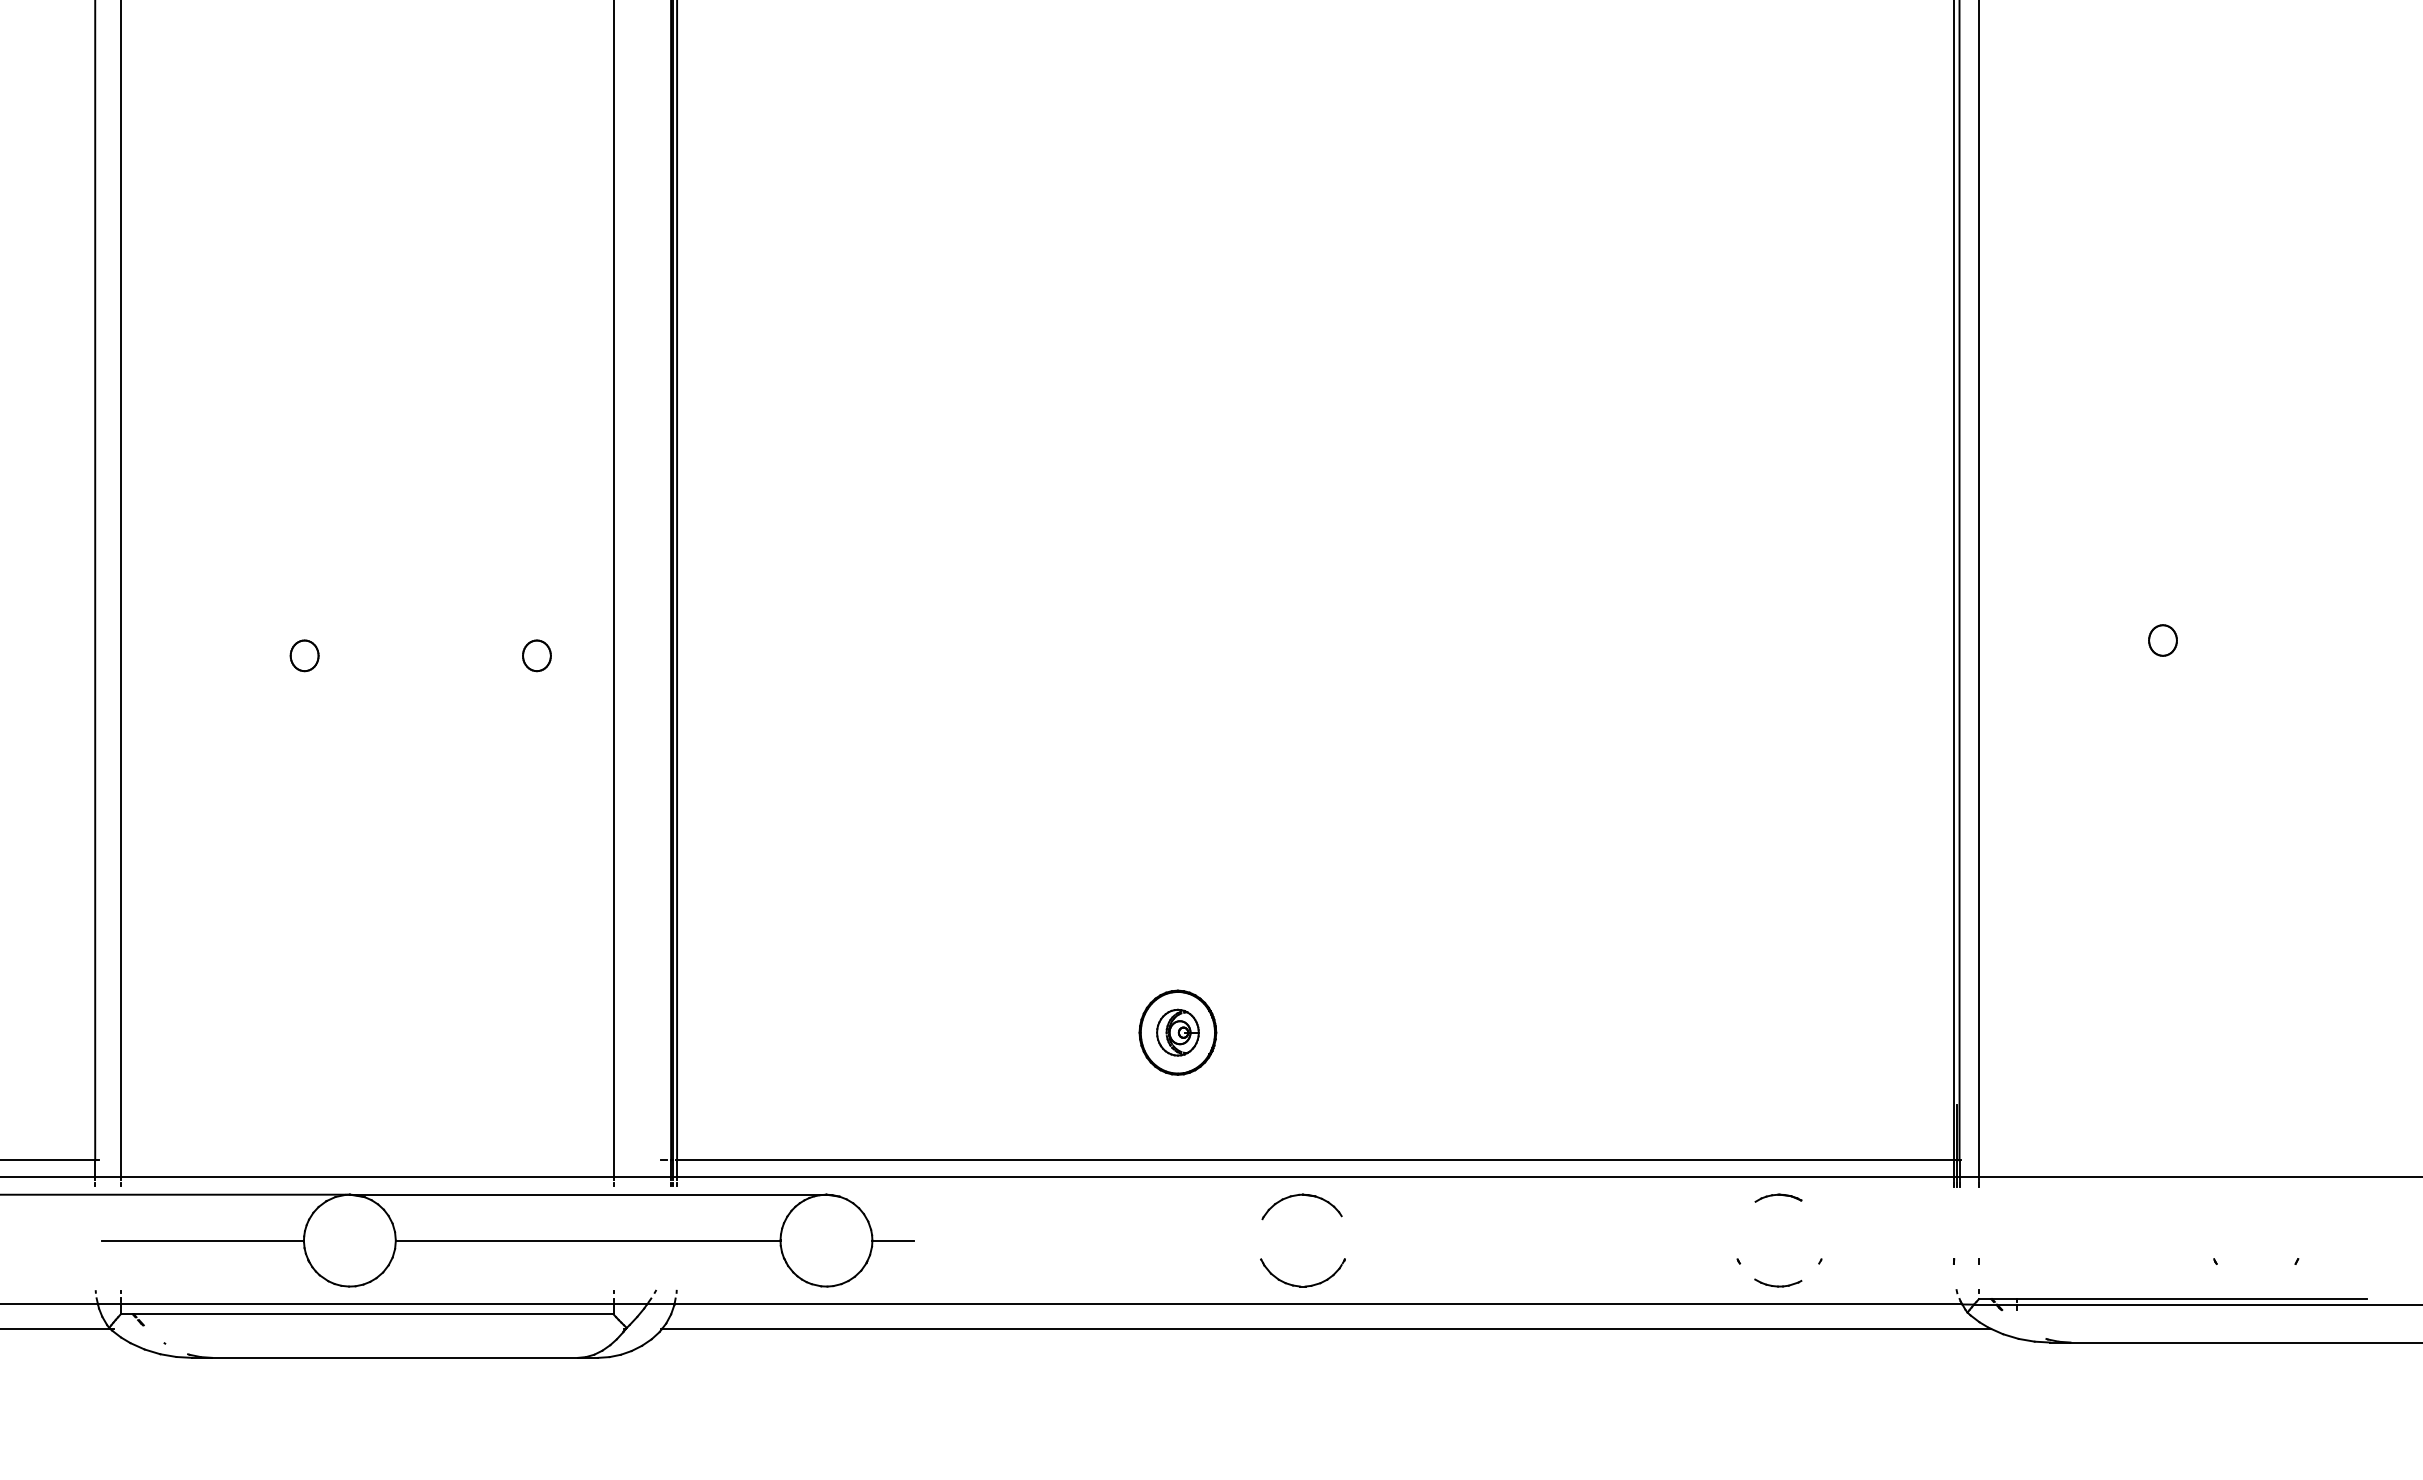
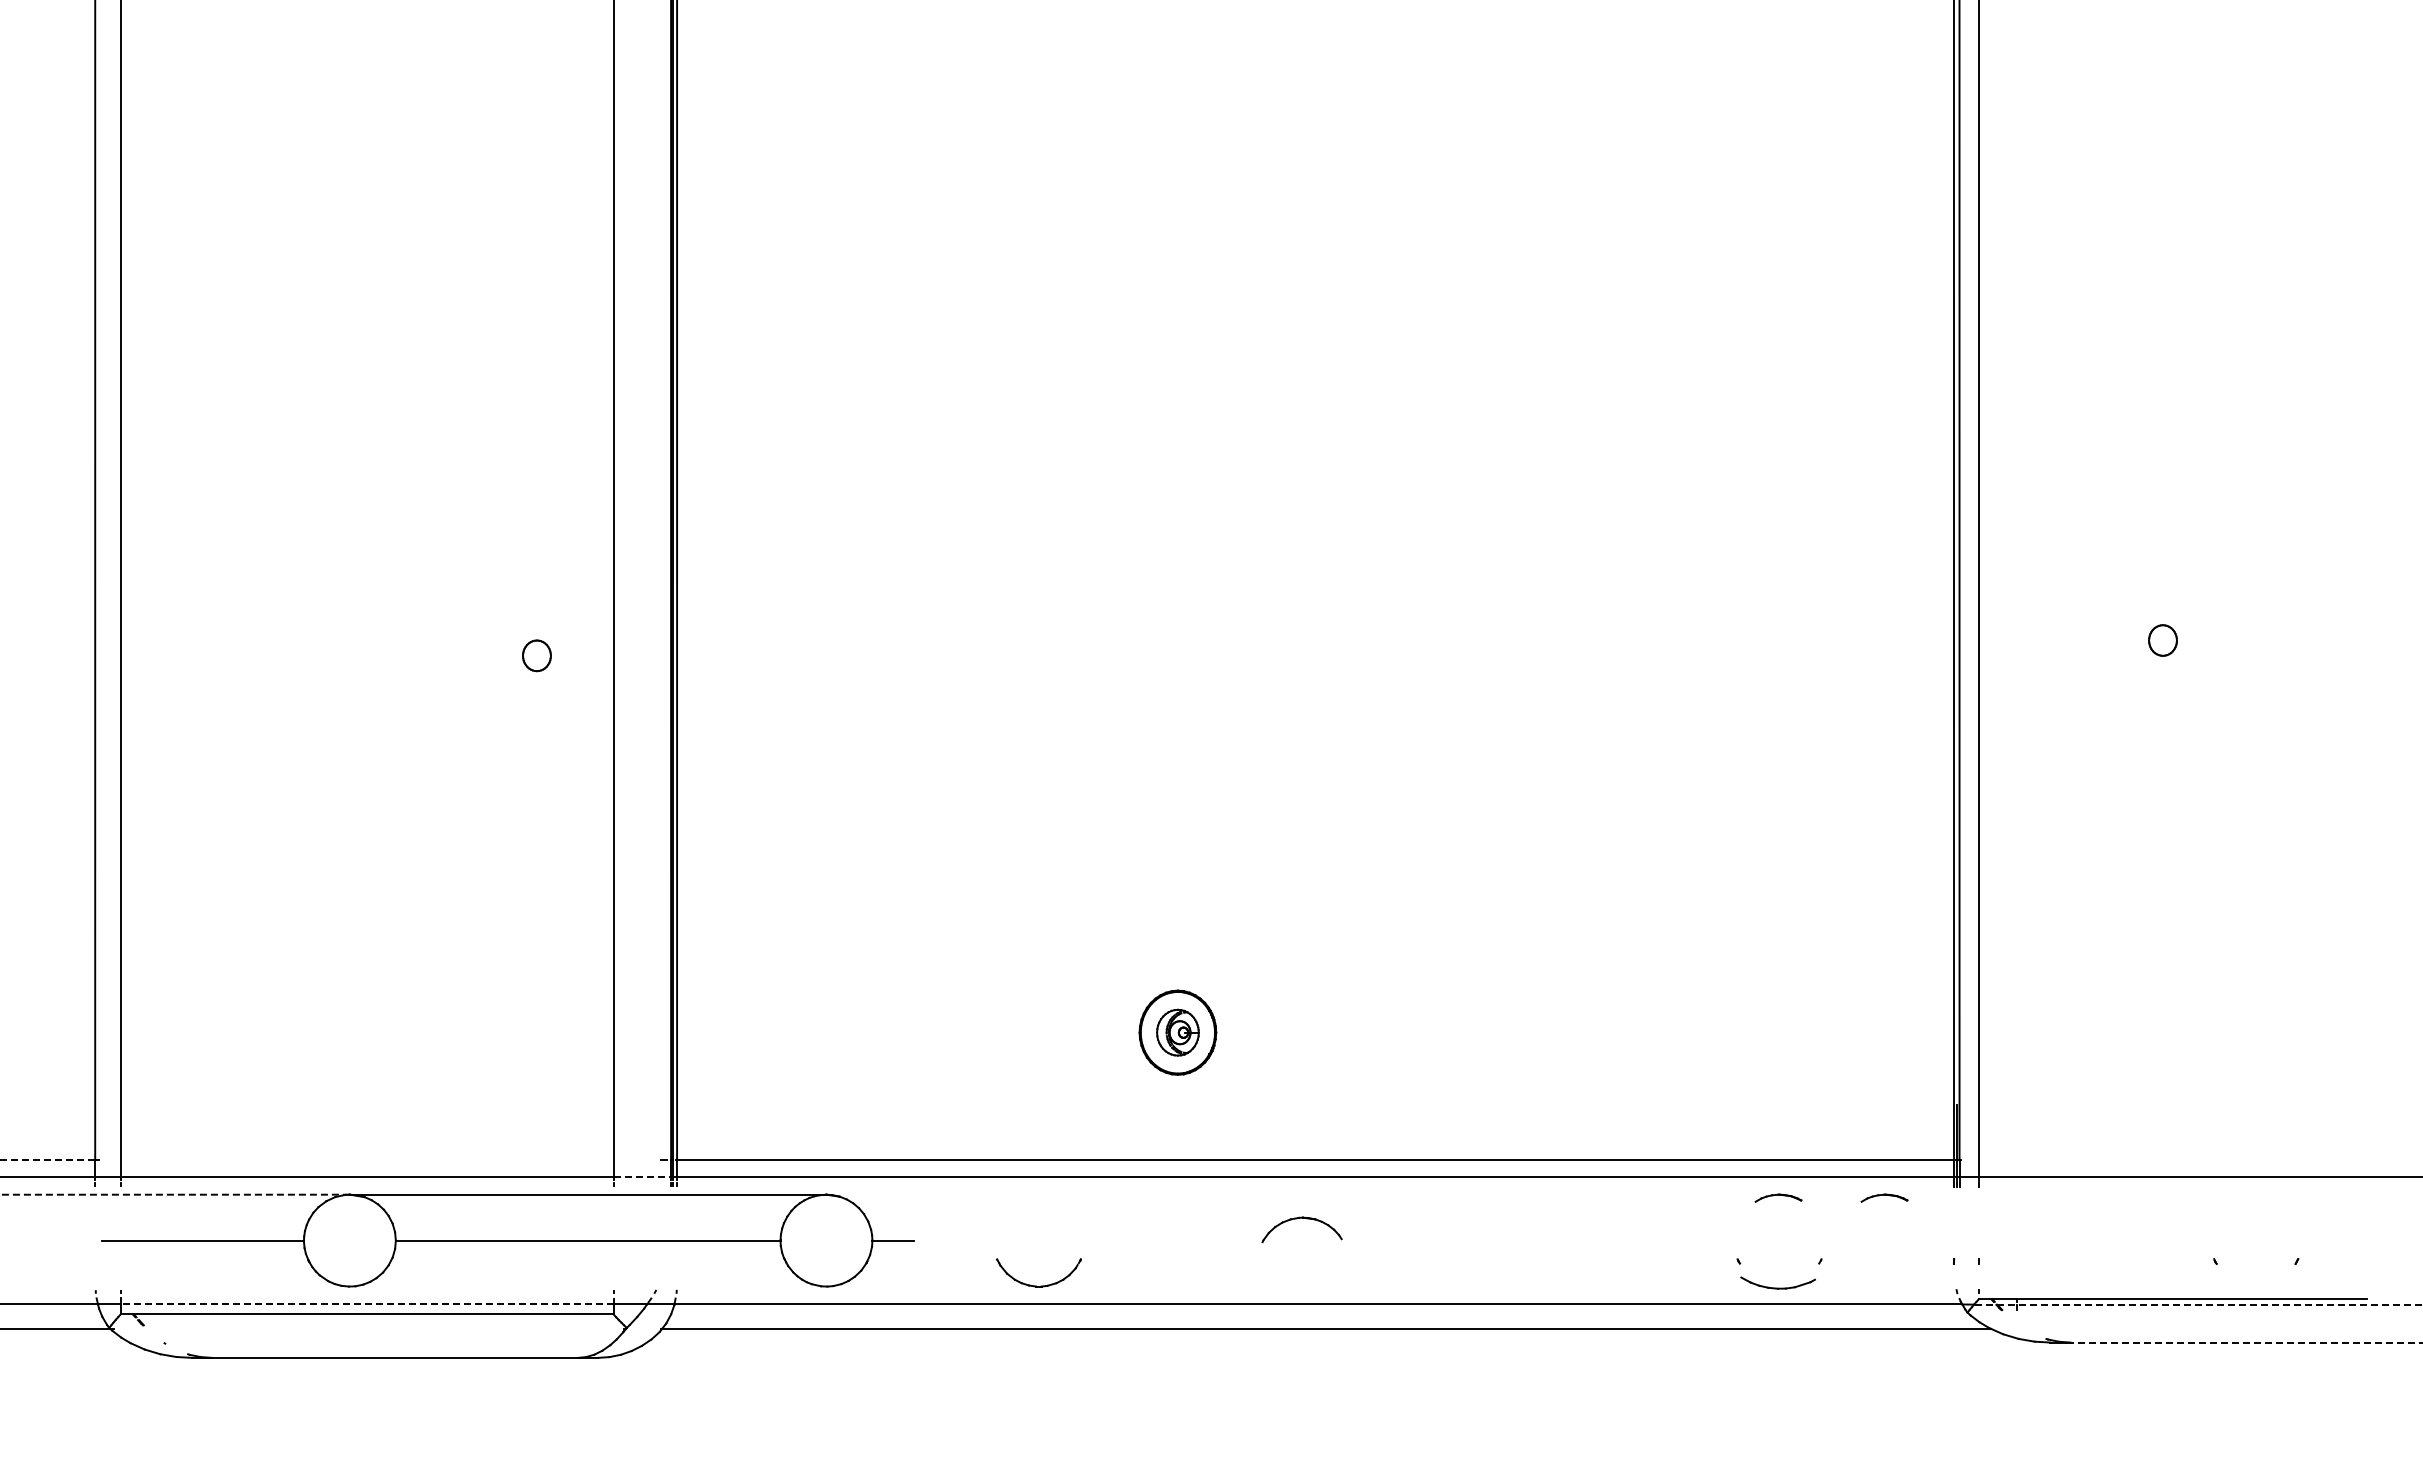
part: present -> none (304, 655)
line: solid -> dashed (47, 1160)
line: solid -> dashed (642, 1176)
line: solid -> dashed (175, 1194)
part position: (1297, 1196) -> (1297, 1219) (1297, 1219)
part: none -> present (1884, 1197)
part size: 49x10 px -> 76x14 px (1777, 1282)
part position: (1300, 1285) -> (1036, 1285) (1036, 1285)
line: solid -> dashed (366, 1304)
line: solid -> dashed (2198, 1304)
line: solid -> dashed (2246, 1342)
